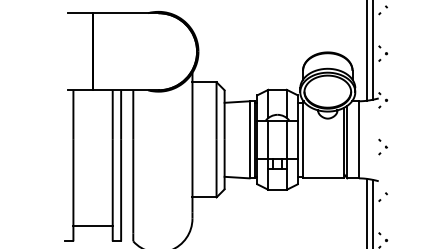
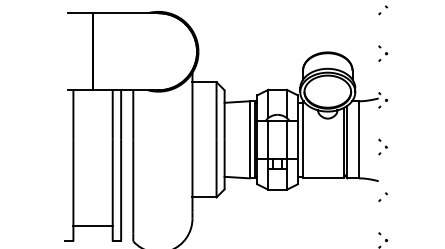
line: present -> none (373, 50)
line: present -> none (367, 51)
line: present -> none (367, 211)
line: present -> none (373, 212)
